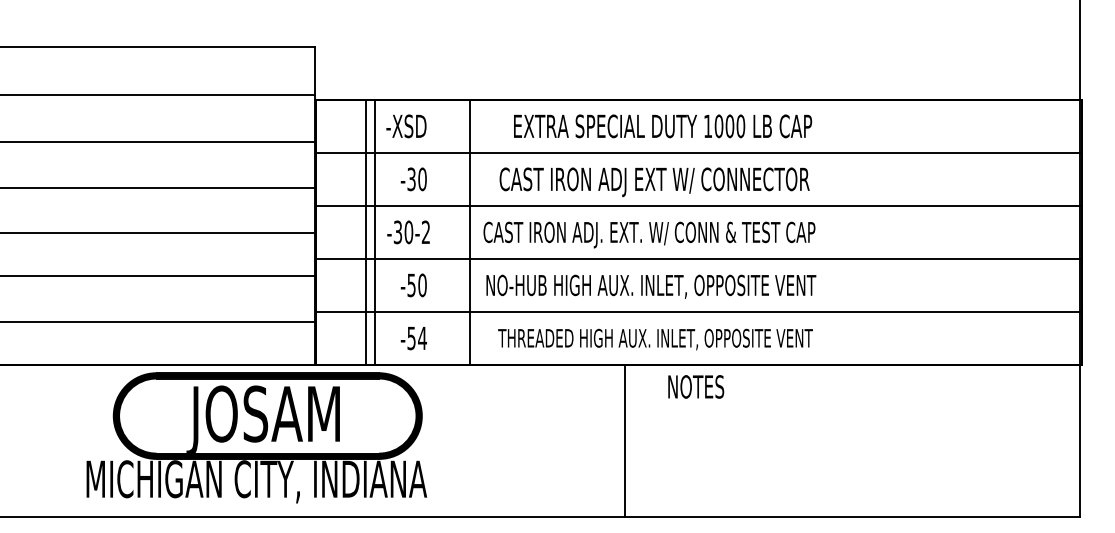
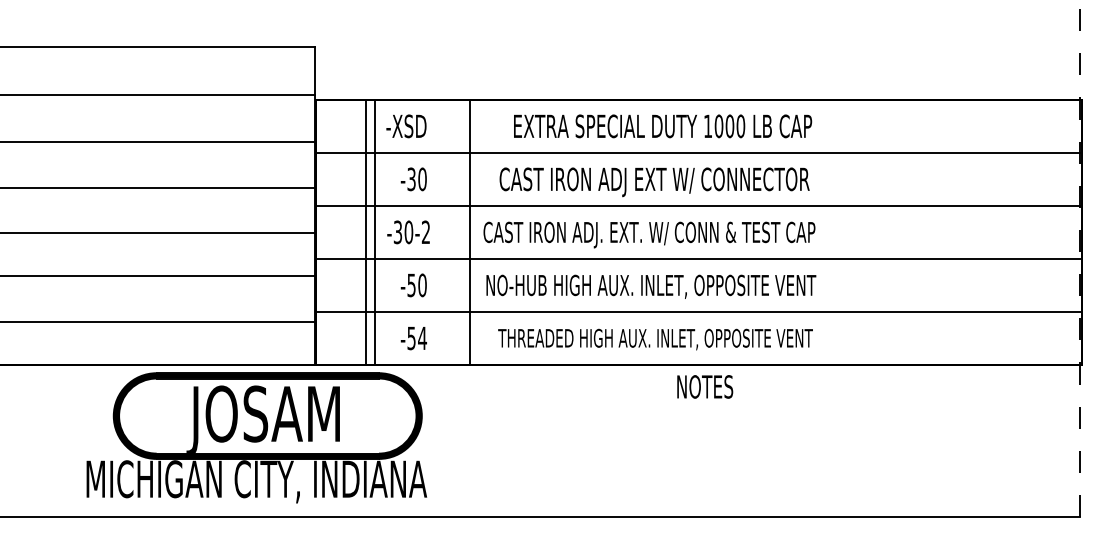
line: solid -> dashed (1080, 258)
text position: (696, 386) -> (705, 386) (705, 386)
line: present -> none (624, 441)
